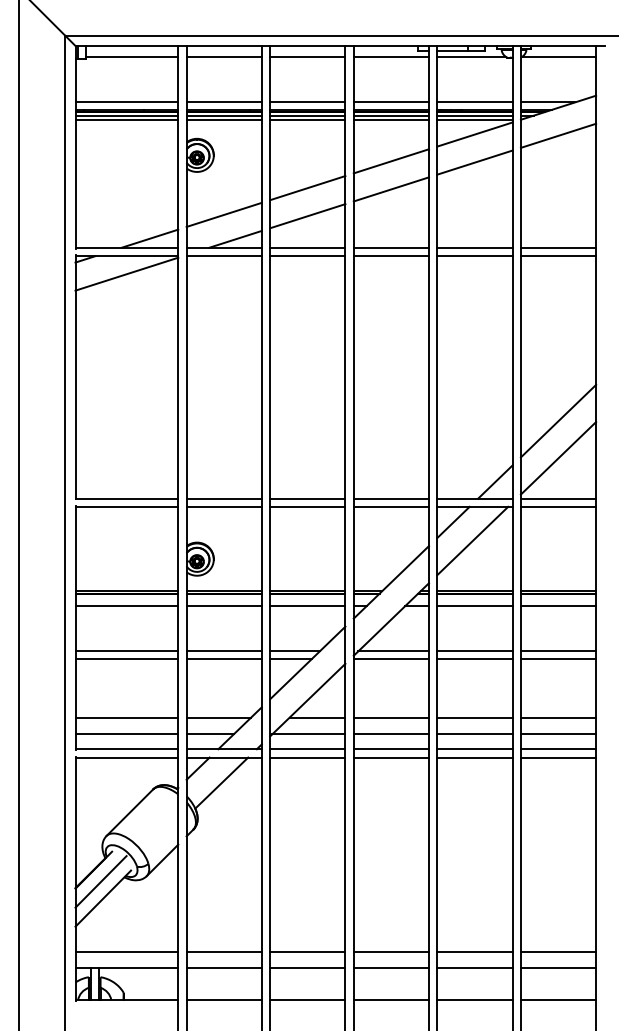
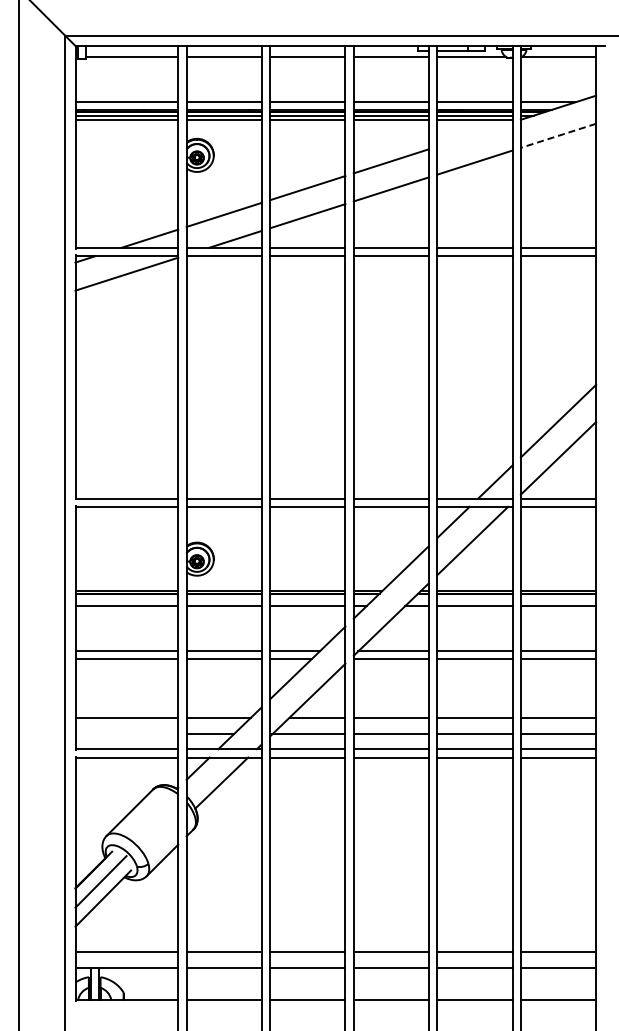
line: present -> none (474, 134)
line: solid -> dashed (558, 135)
line: present -> none (126, 734)
